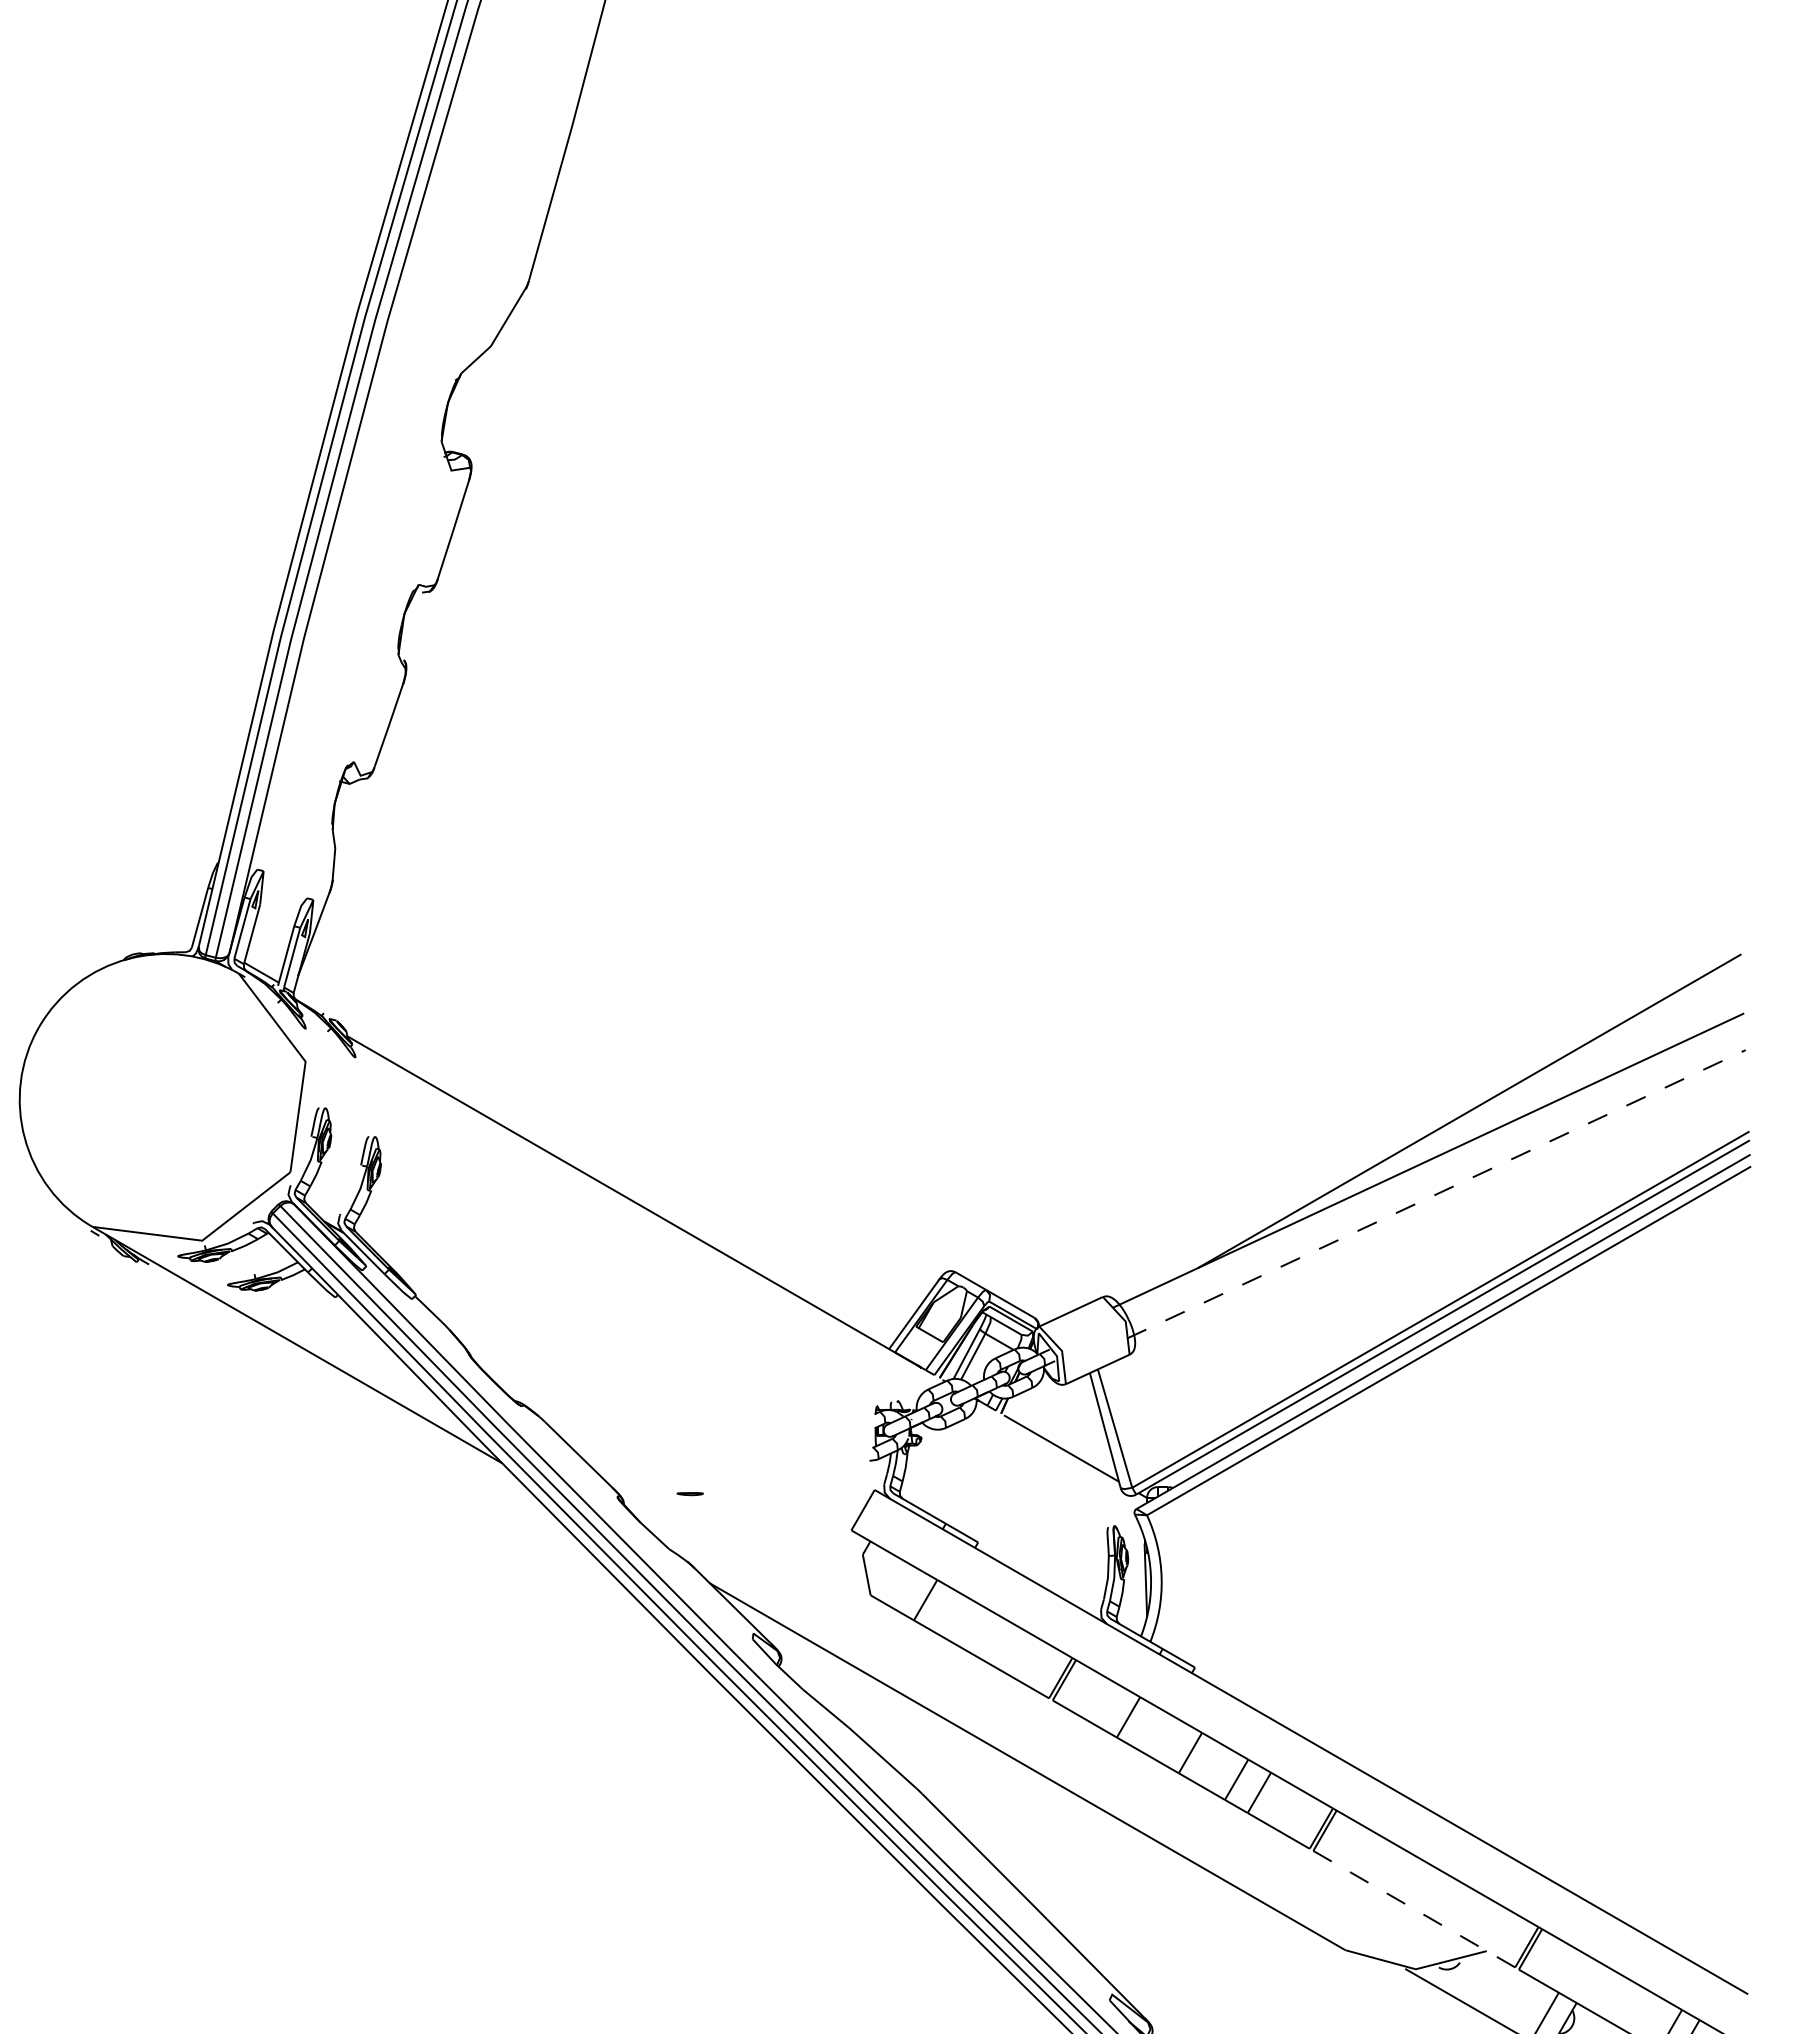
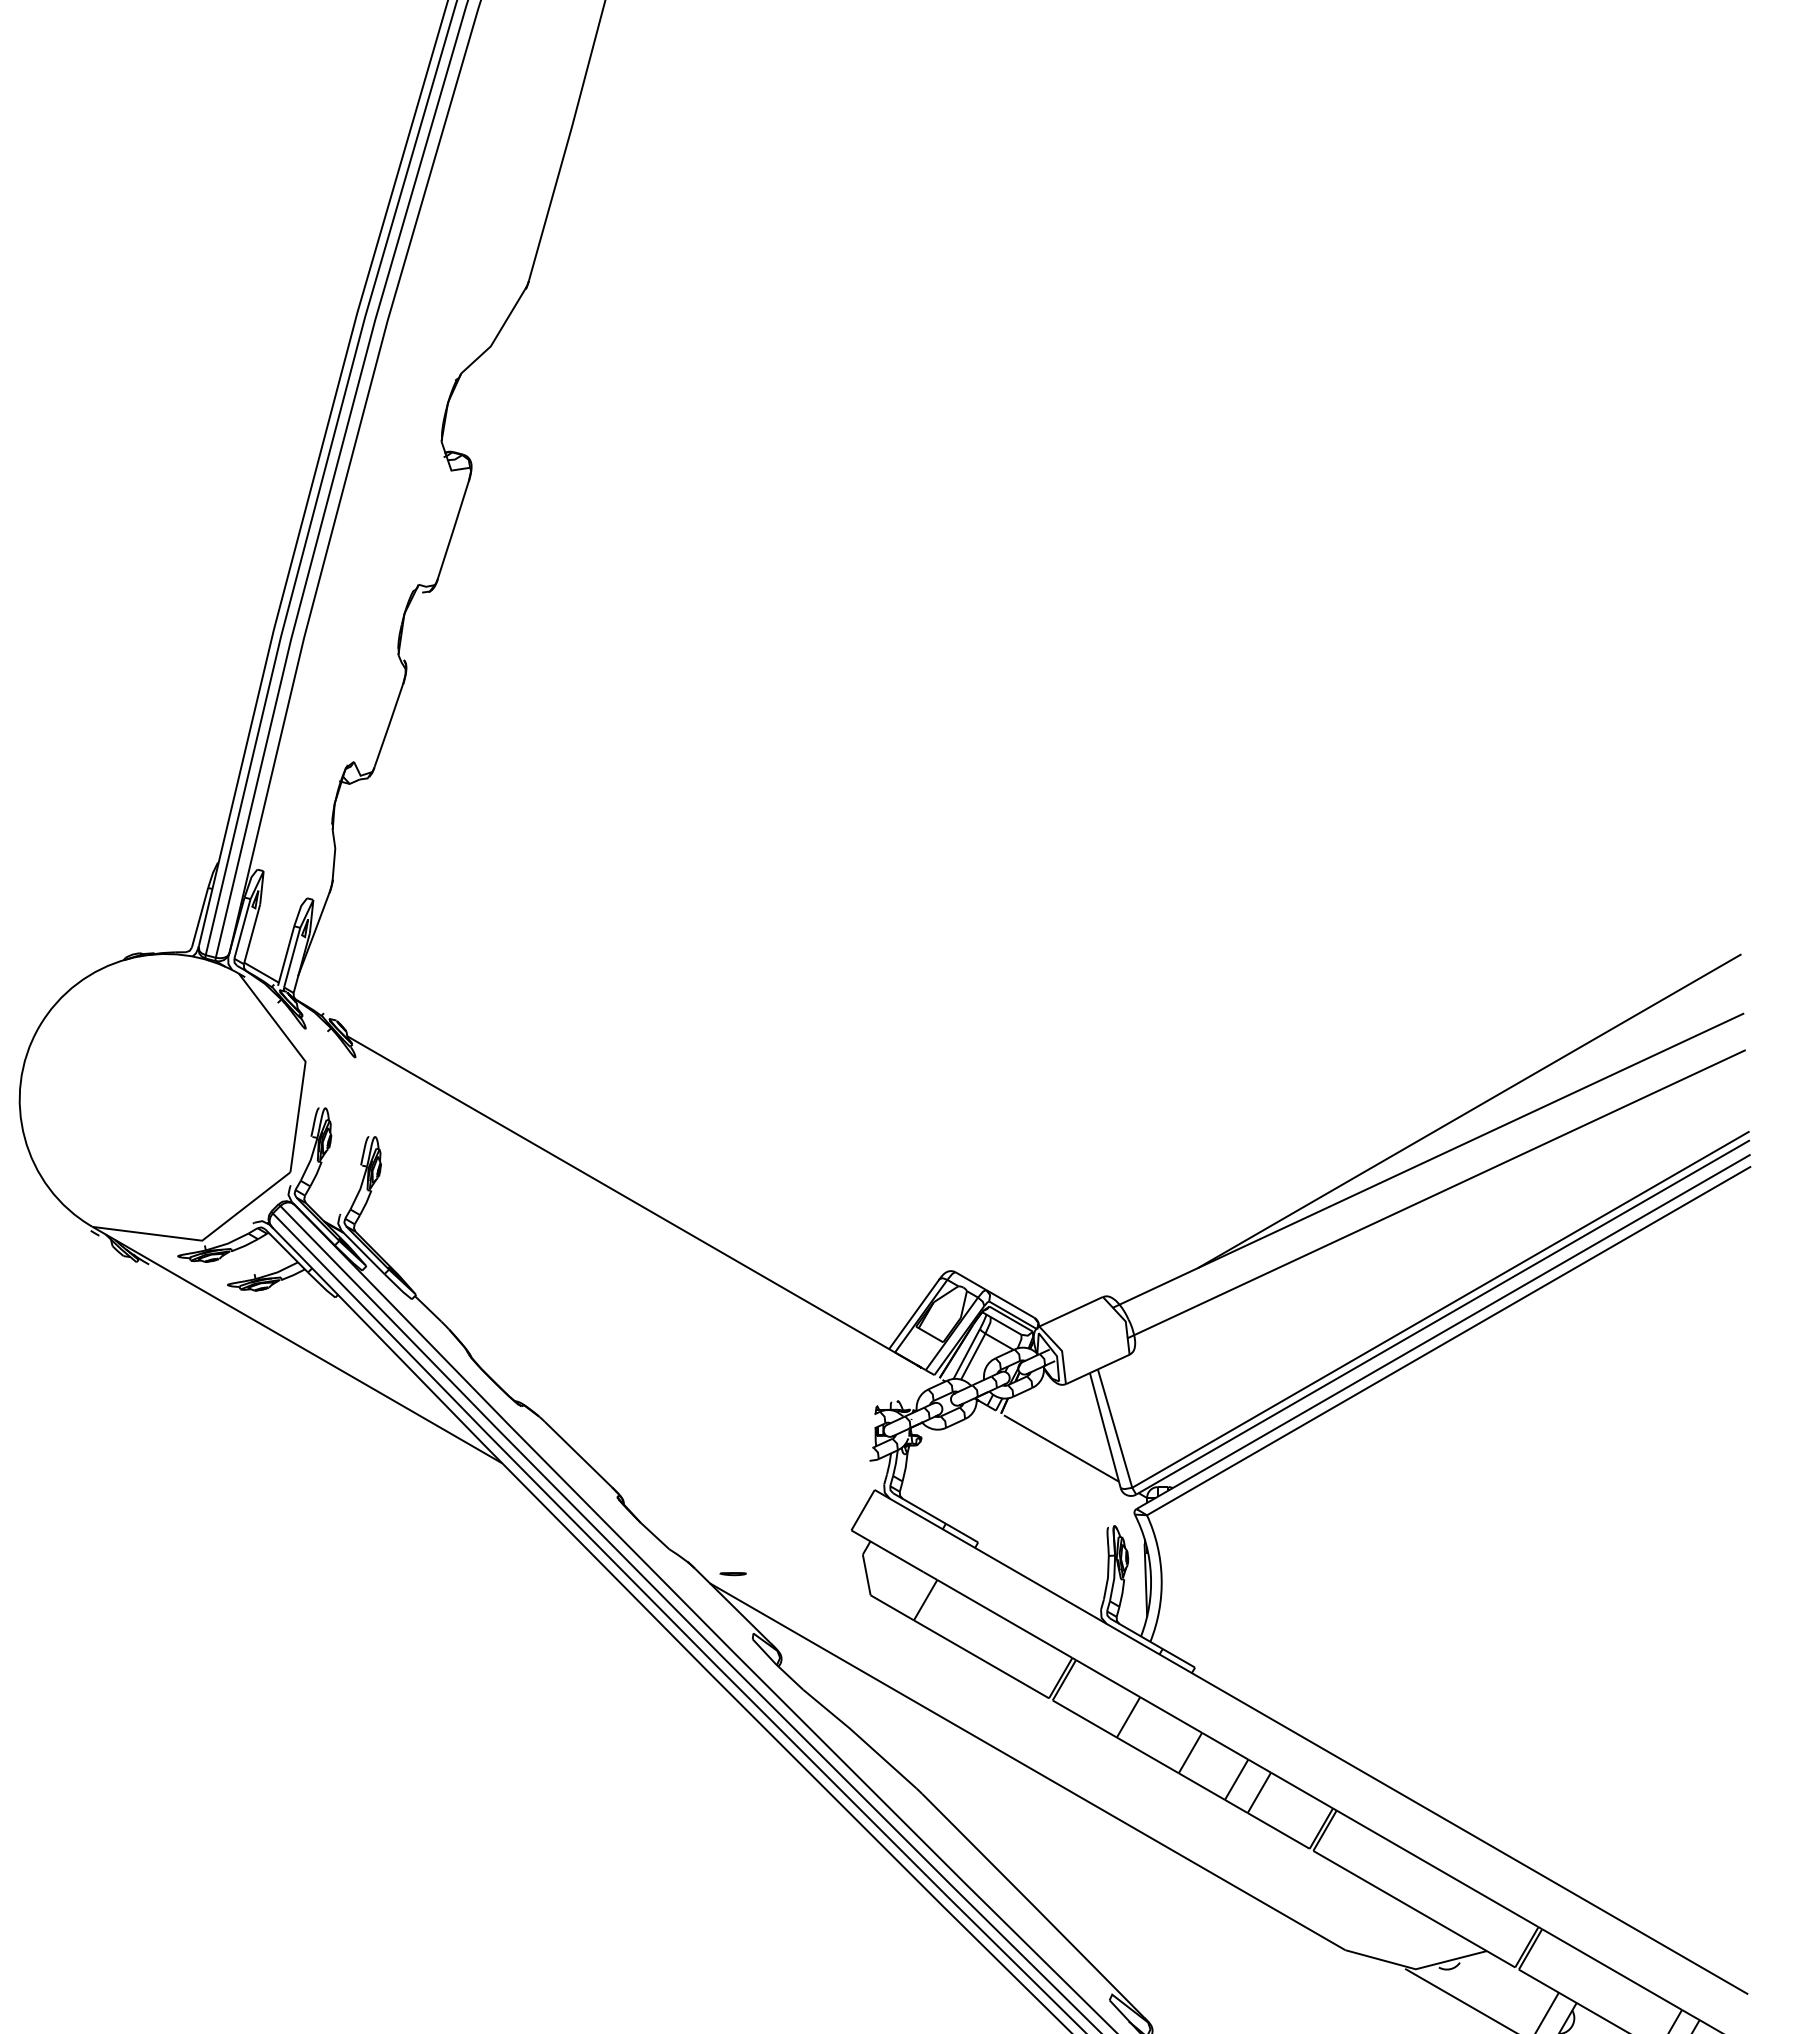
line: dashed -> solid (1436, 1194)
line position: (689, 1494) -> (732, 1574) (732, 1574)
line: dashed -> solid (1414, 1909)
